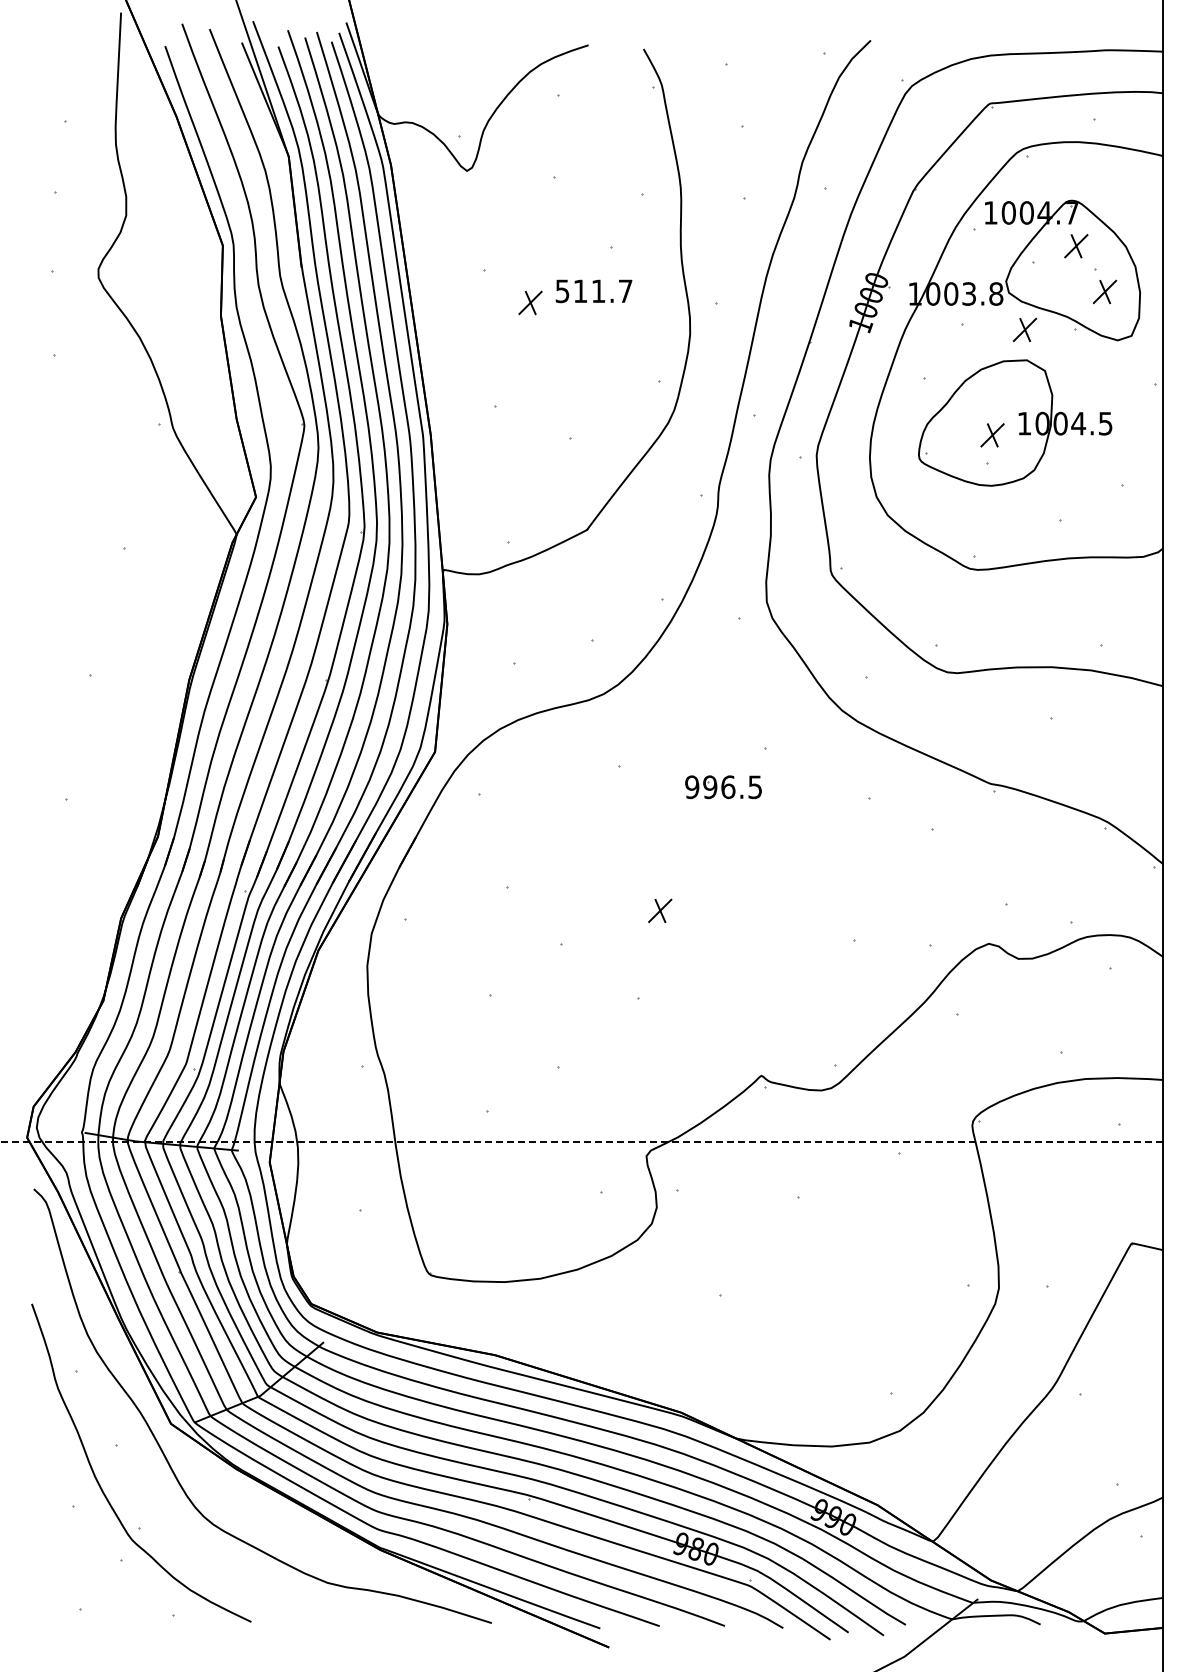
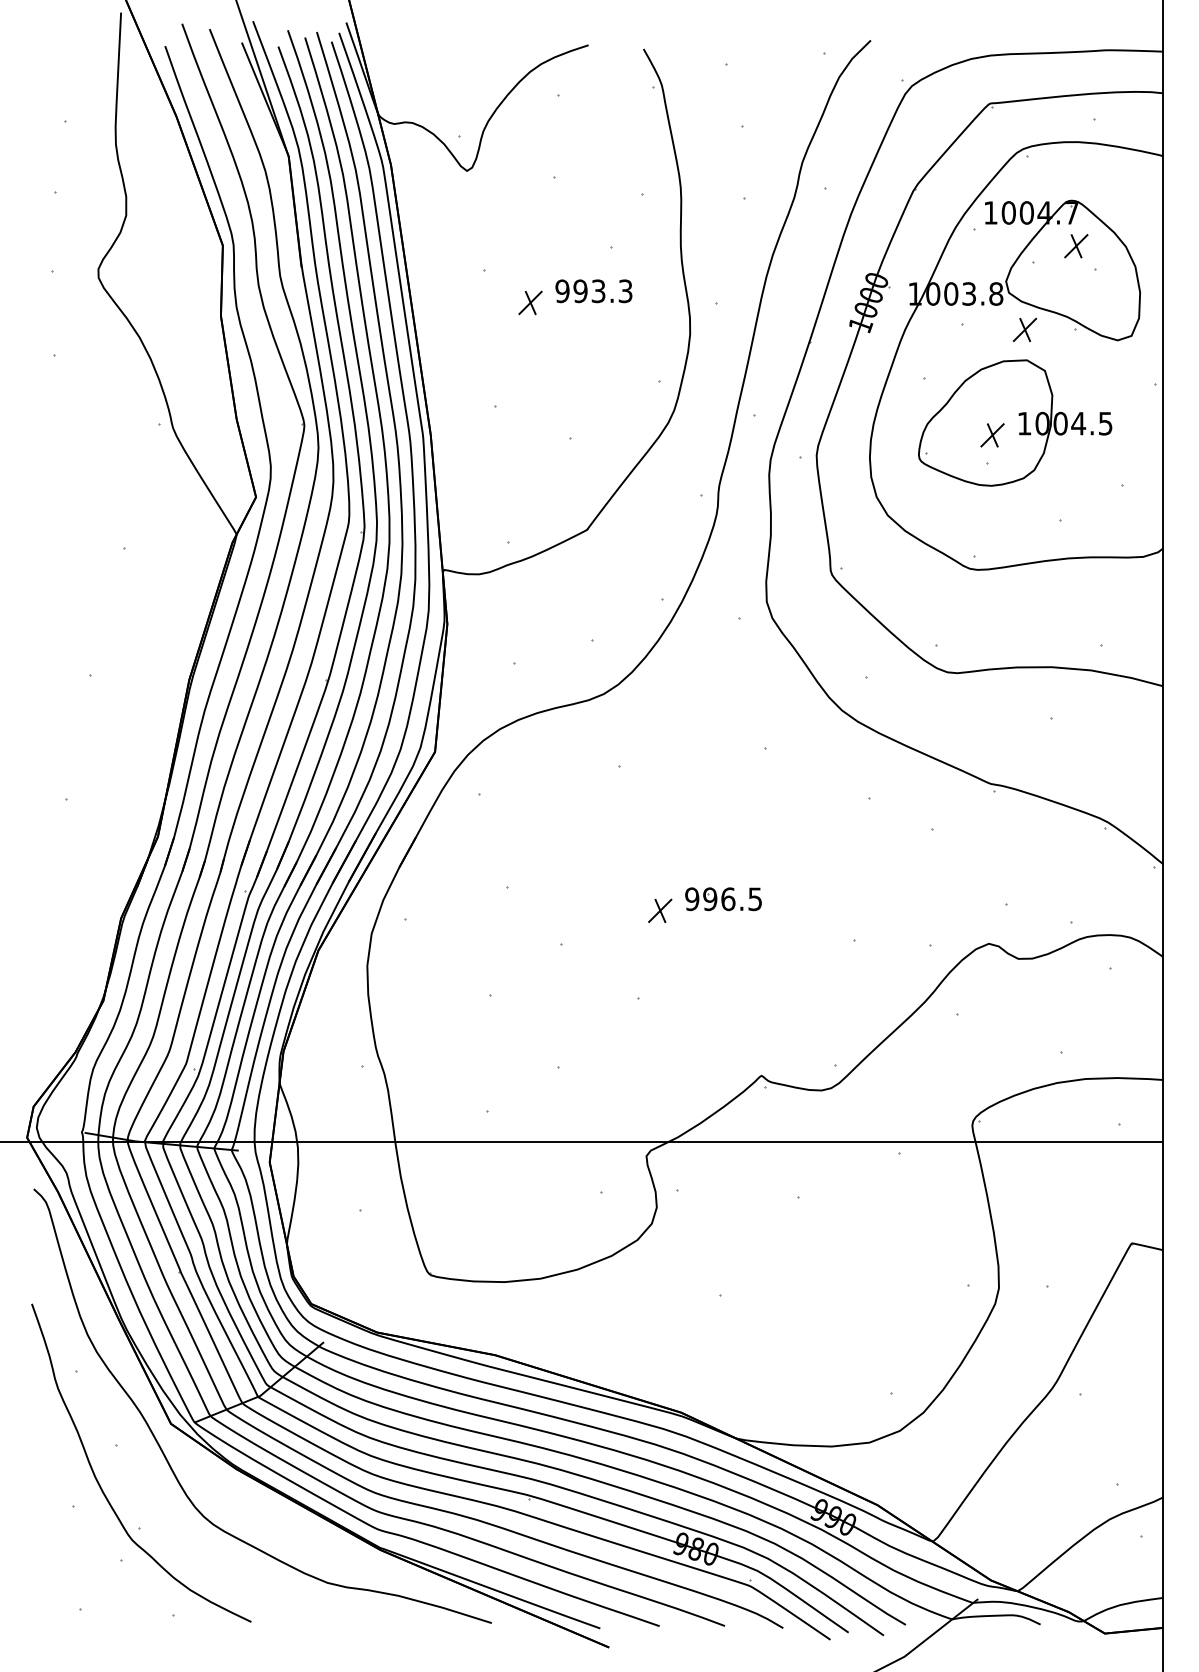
text: 511.7 -> 993.3 (593, 291)
part: present -> none (1105, 291)
part position: (723, 787) -> (723, 899) (723, 899)
line: dashed -> solid (581, 1141)
